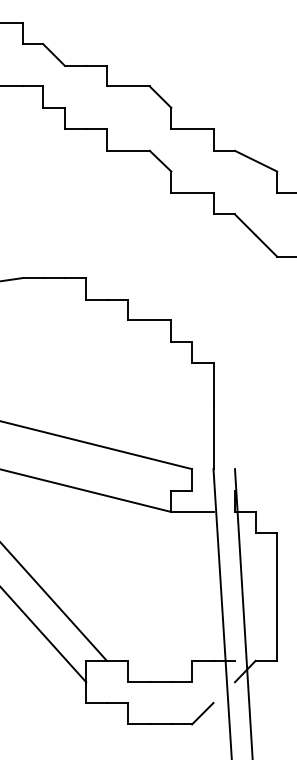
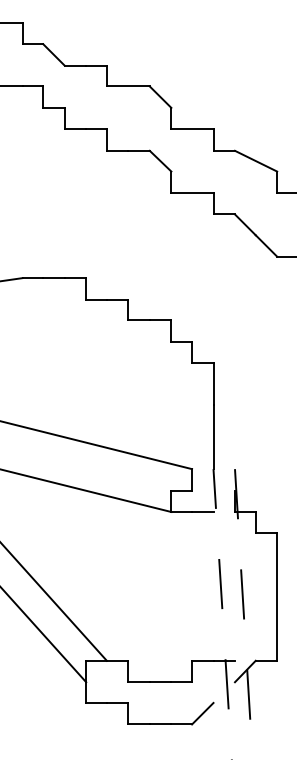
line: solid -> dashed (222, 614)
line: solid -> dashed (243, 614)
